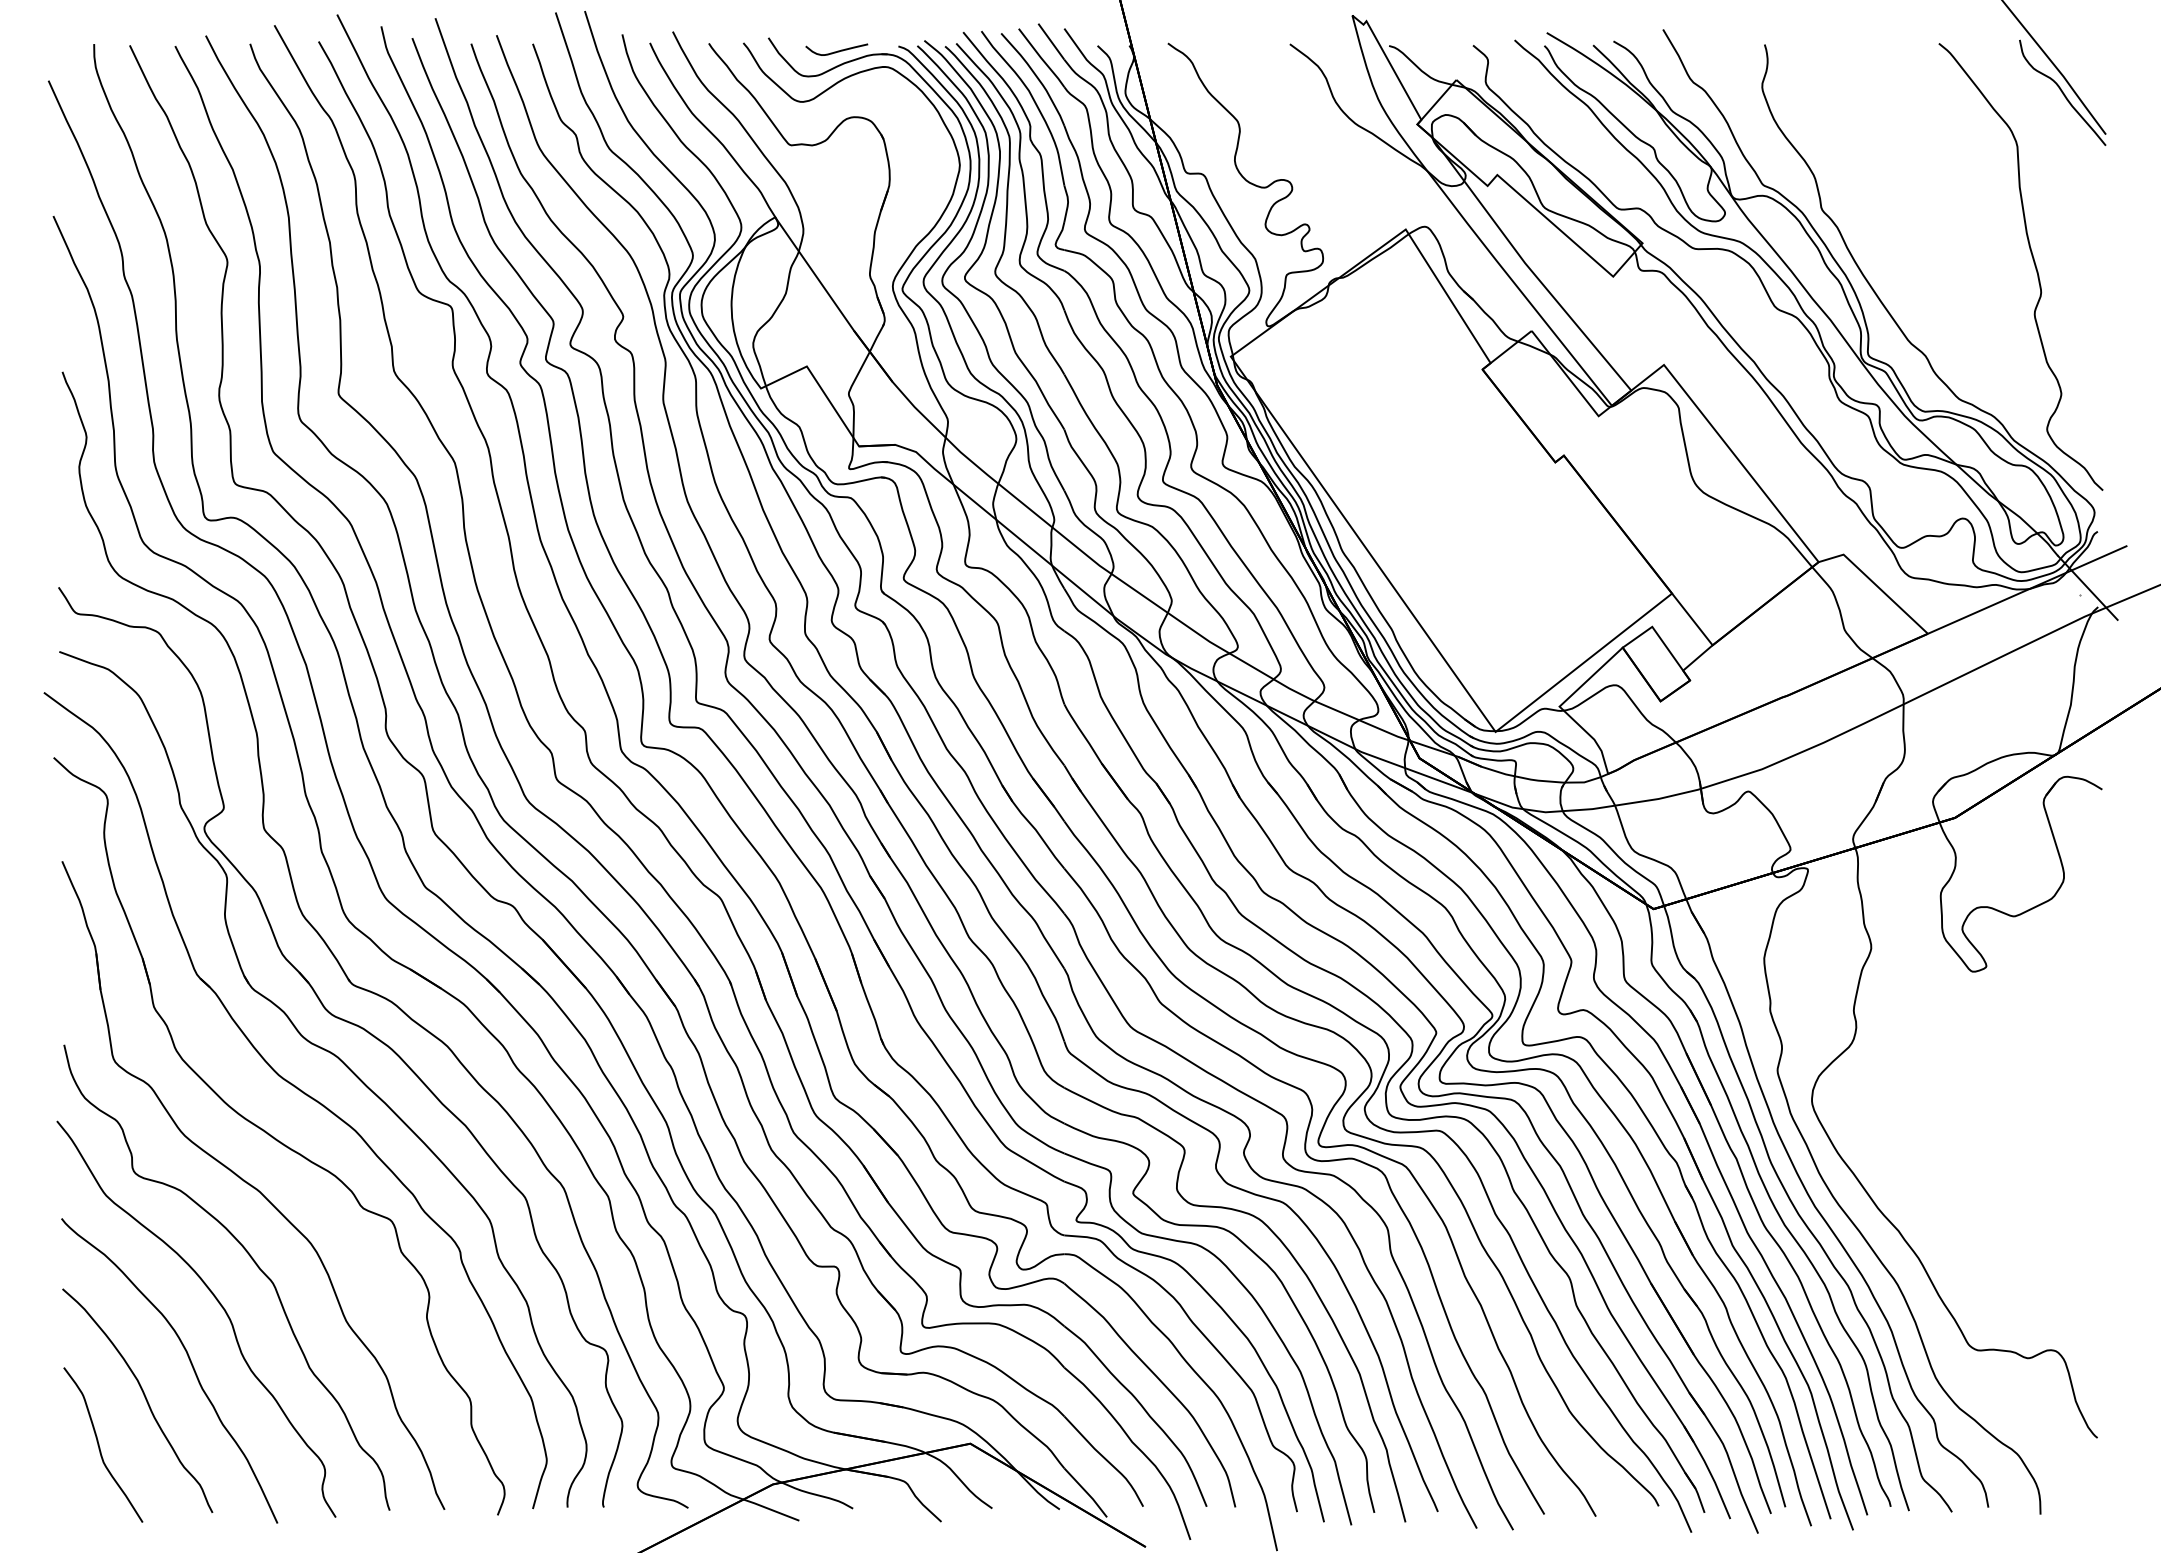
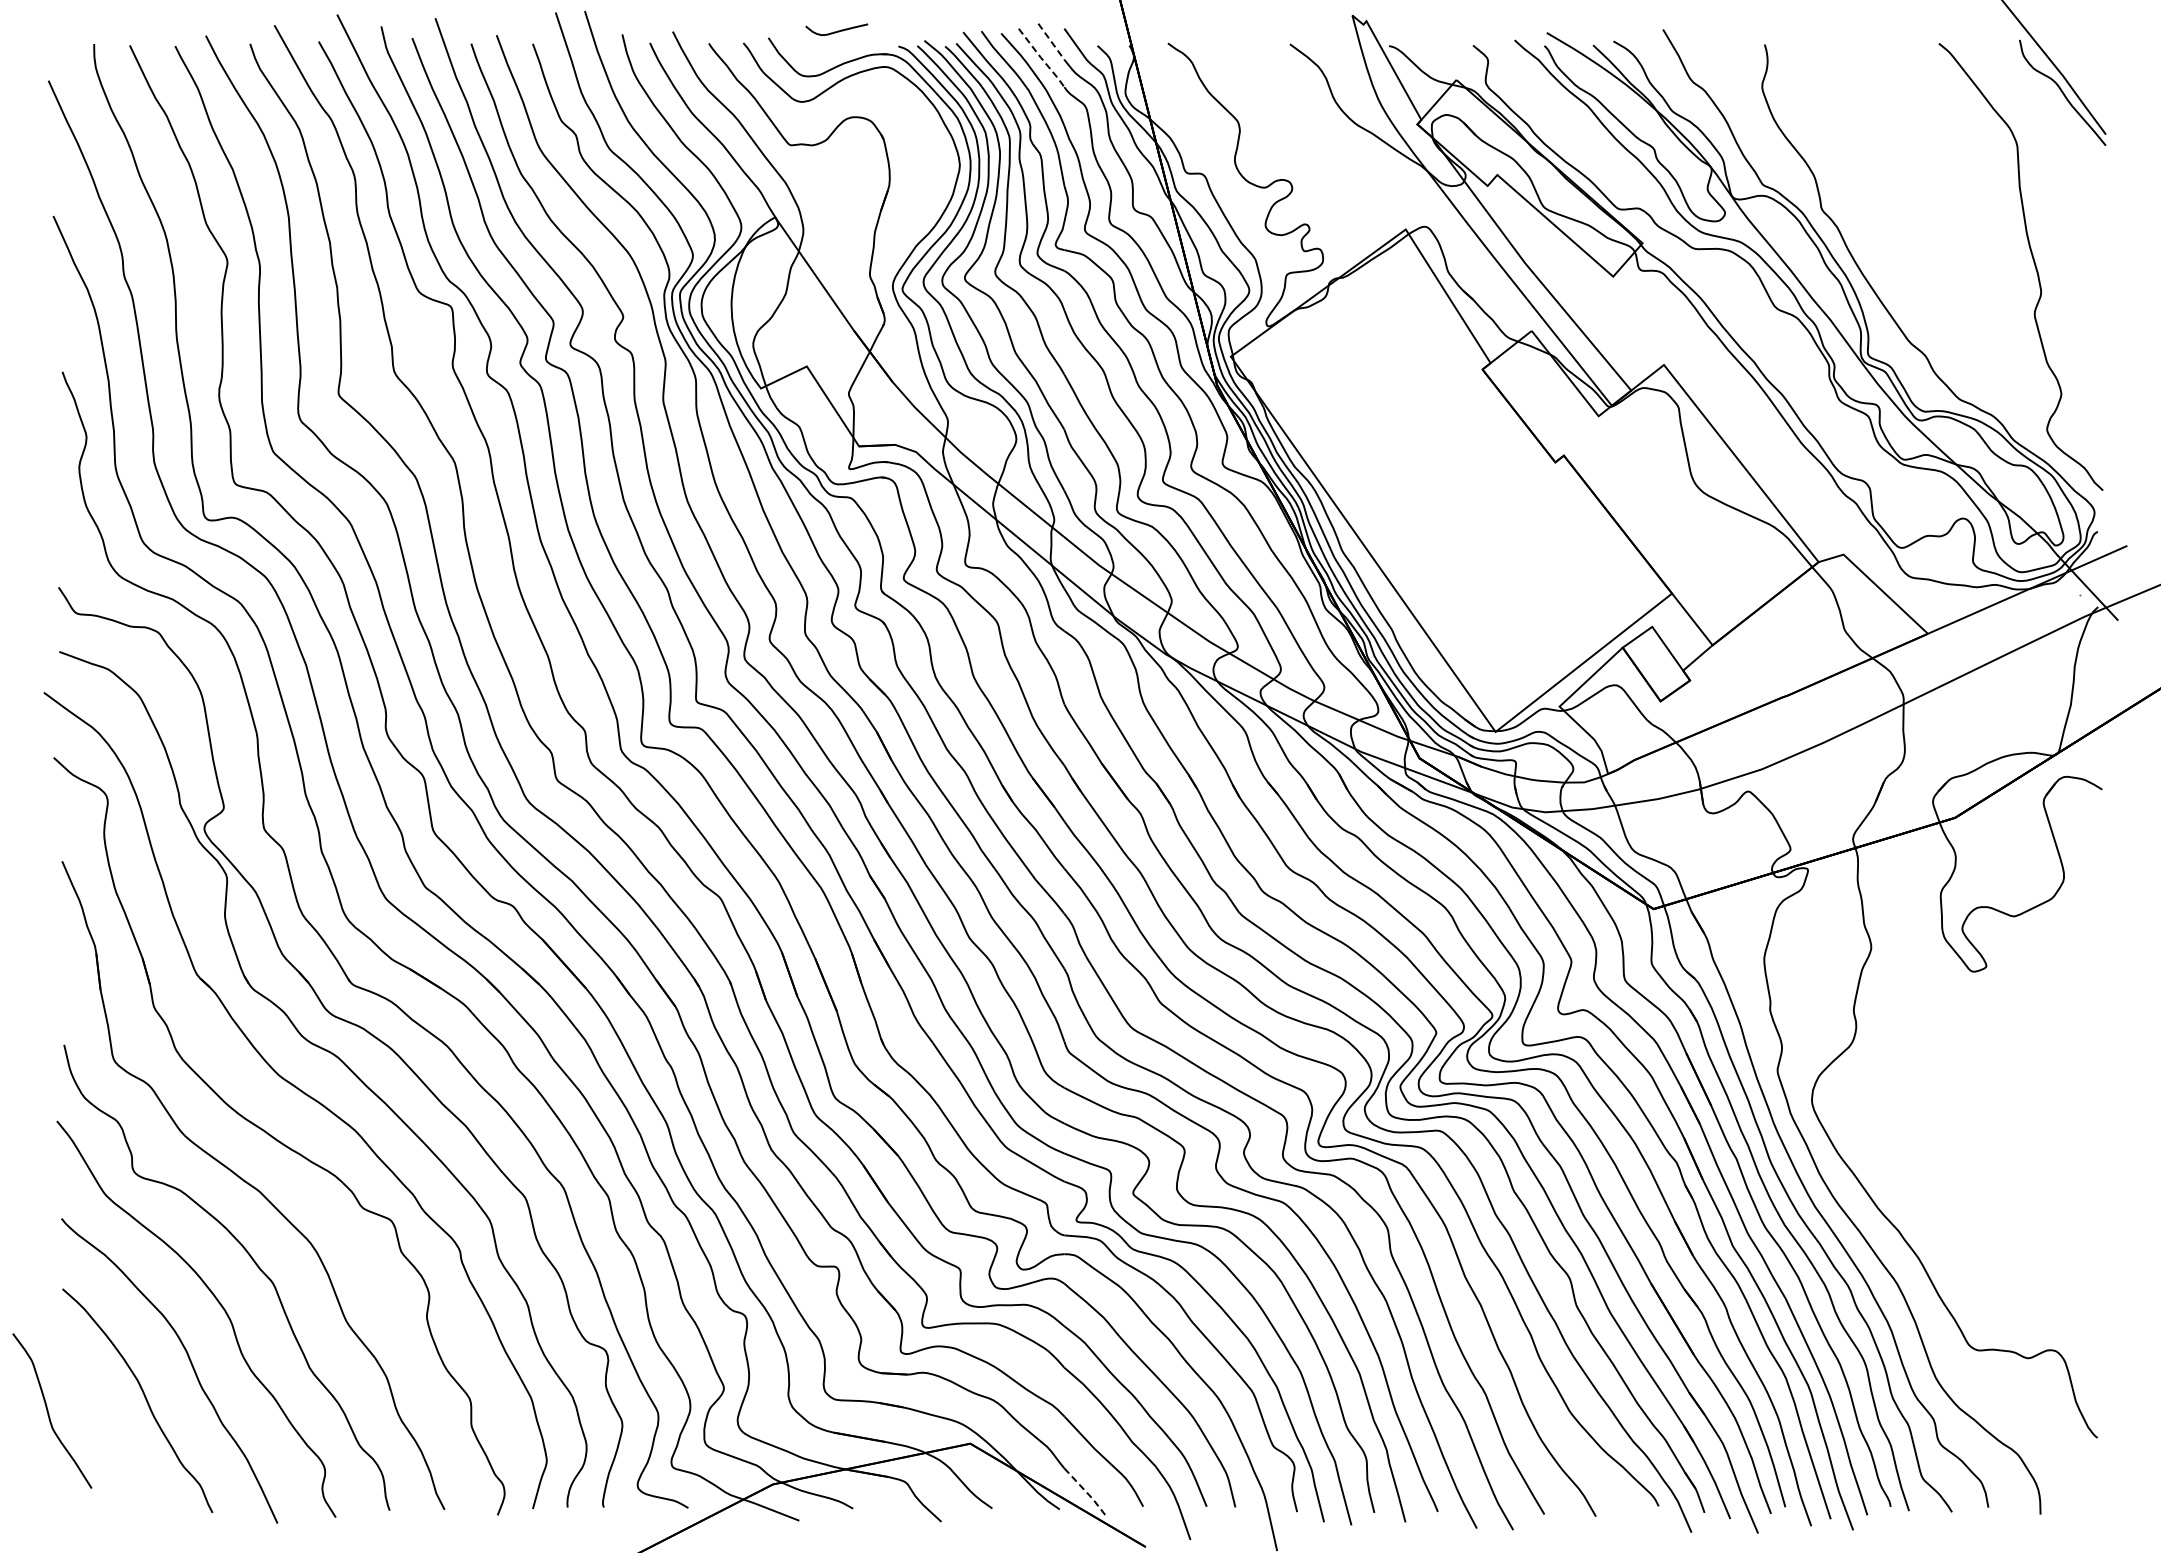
line: solid -> dashed (1051, 42)
curve position: (837, 50) -> (837, 30) (837, 30)
line: solid -> dashed (1041, 58)
curve position: (99, 1444) -> (48, 1410) (48, 1410)
line: solid -> dashed (1087, 1492)
